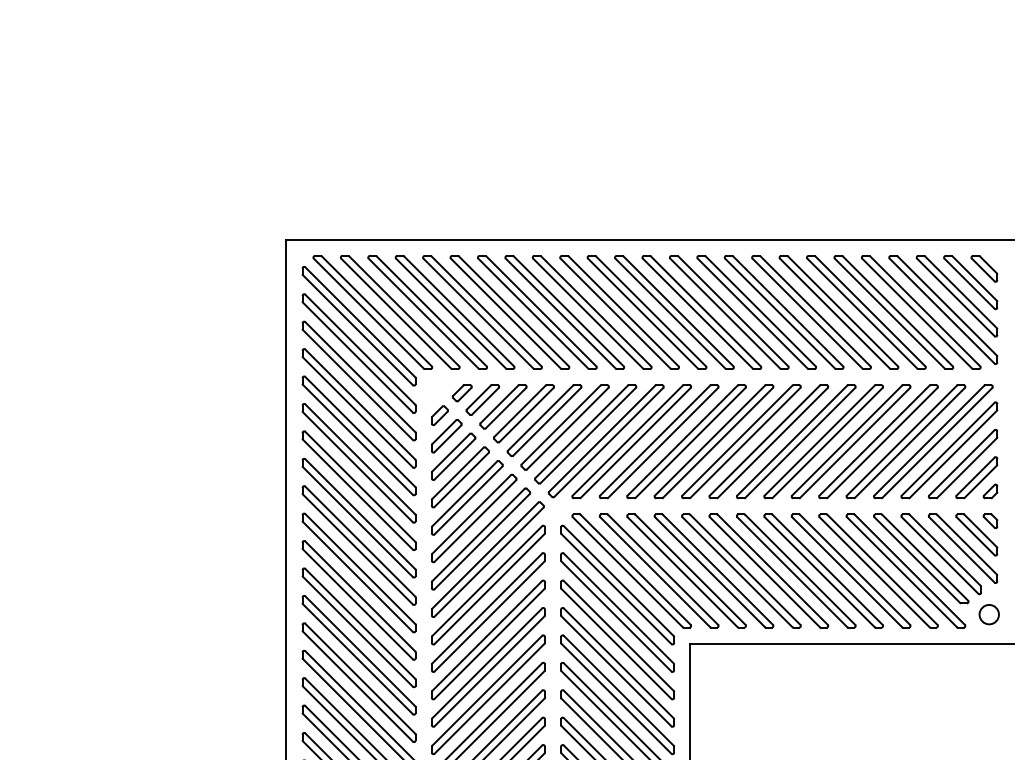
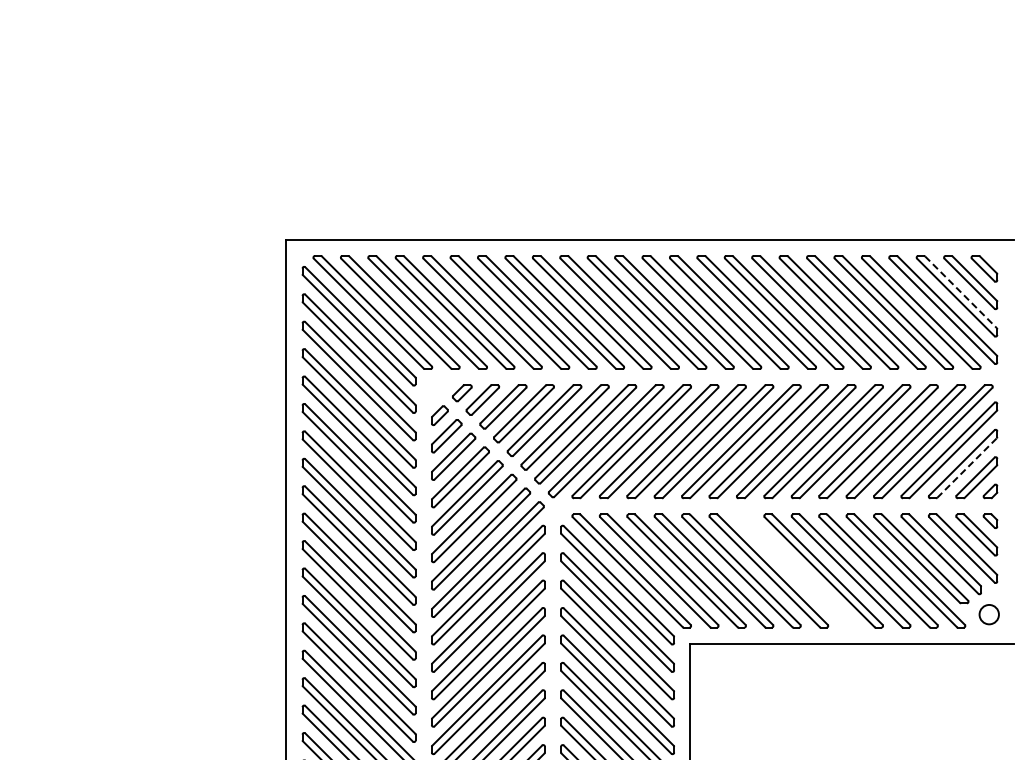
line: solid -> dashed (961, 292)
line: solid -> dashed (967, 467)
part: present -> none (796, 570)
